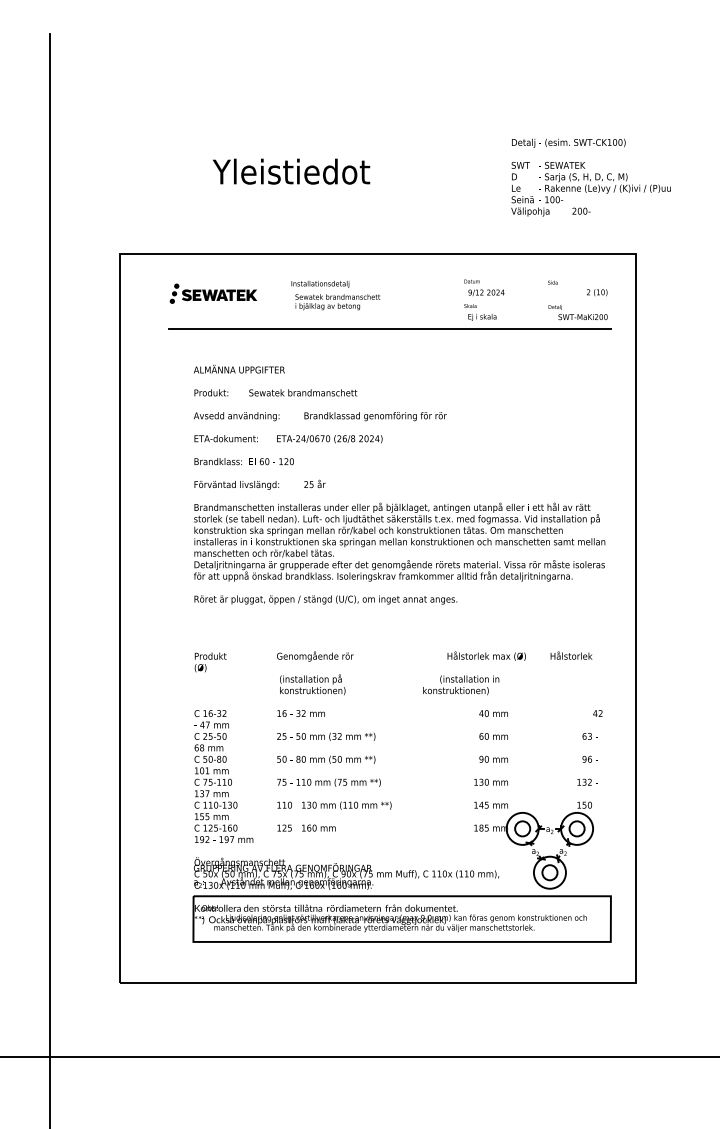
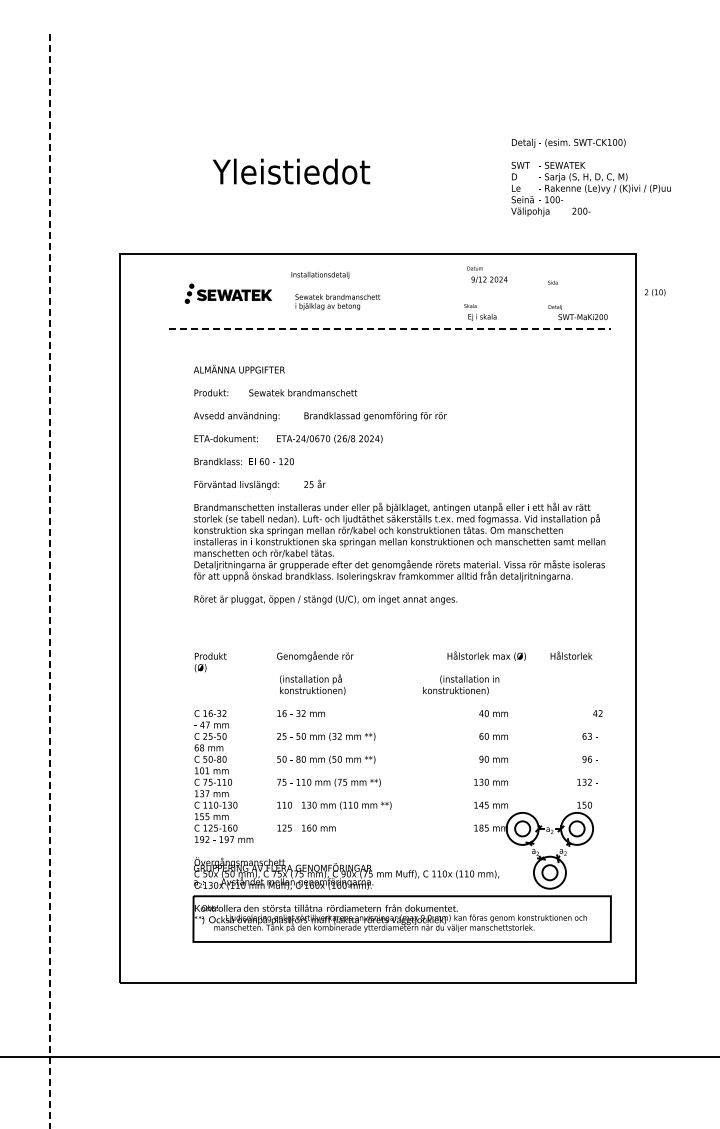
text position: (320, 283) -> (320, 274) (320, 274)
text position: (484, 287) -> (487, 274) (487, 274)
text position: (597, 292) -> (655, 292) (655, 292)
part position: (212, 293) -> (227, 293) (227, 293)
line: solid -> dashed (389, 328)
line: solid -> dashed (49, 581)
